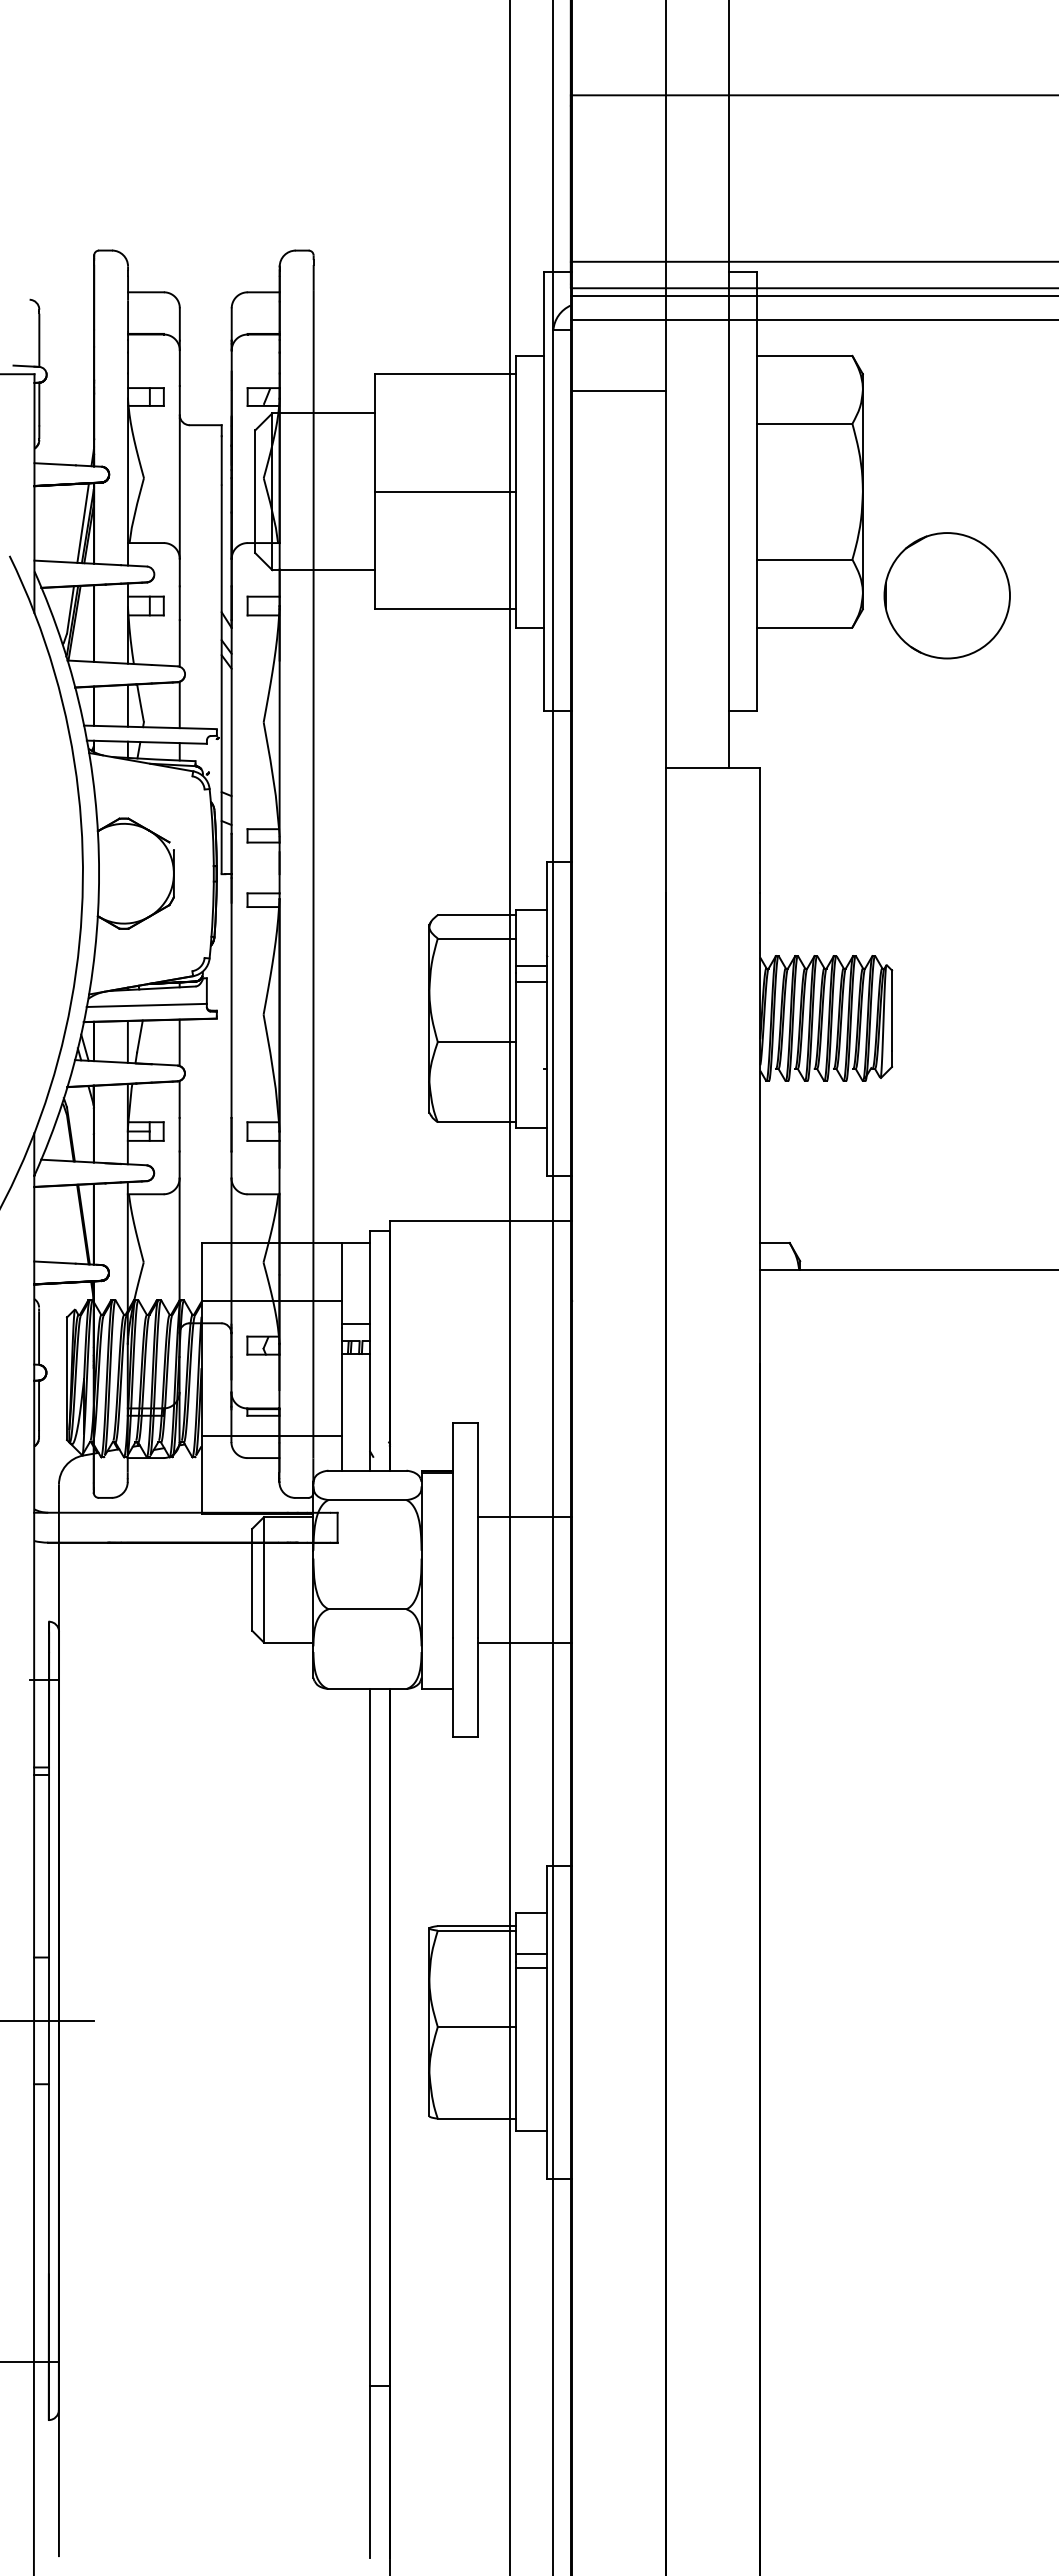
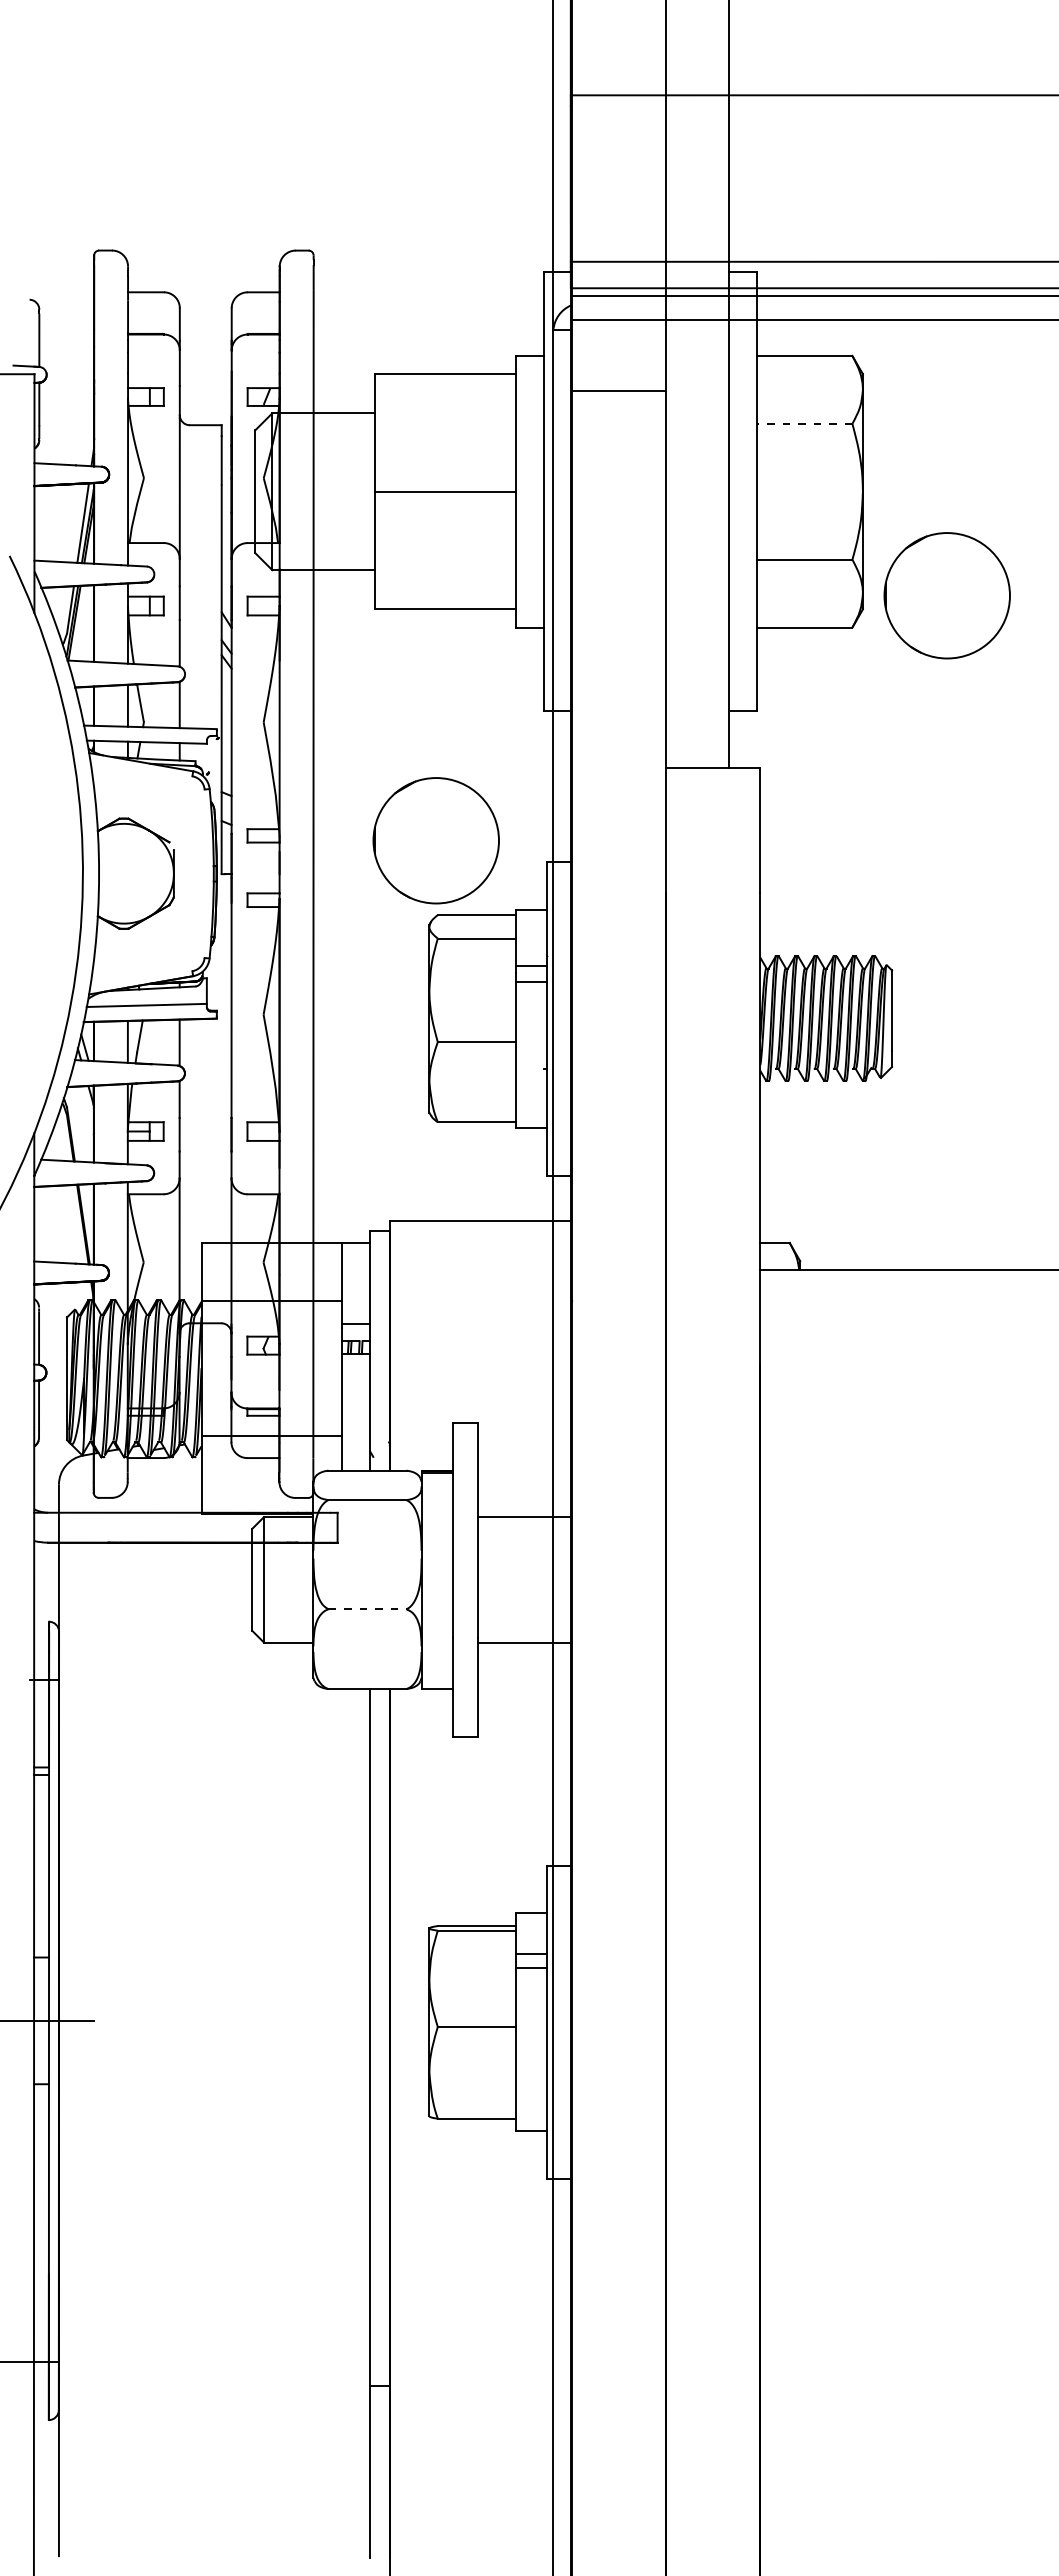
line: solid -> dashed (804, 423)
circle: none -> present (435, 840)
line: present -> none (509, 1287)
line: solid -> dashed (367, 1609)
